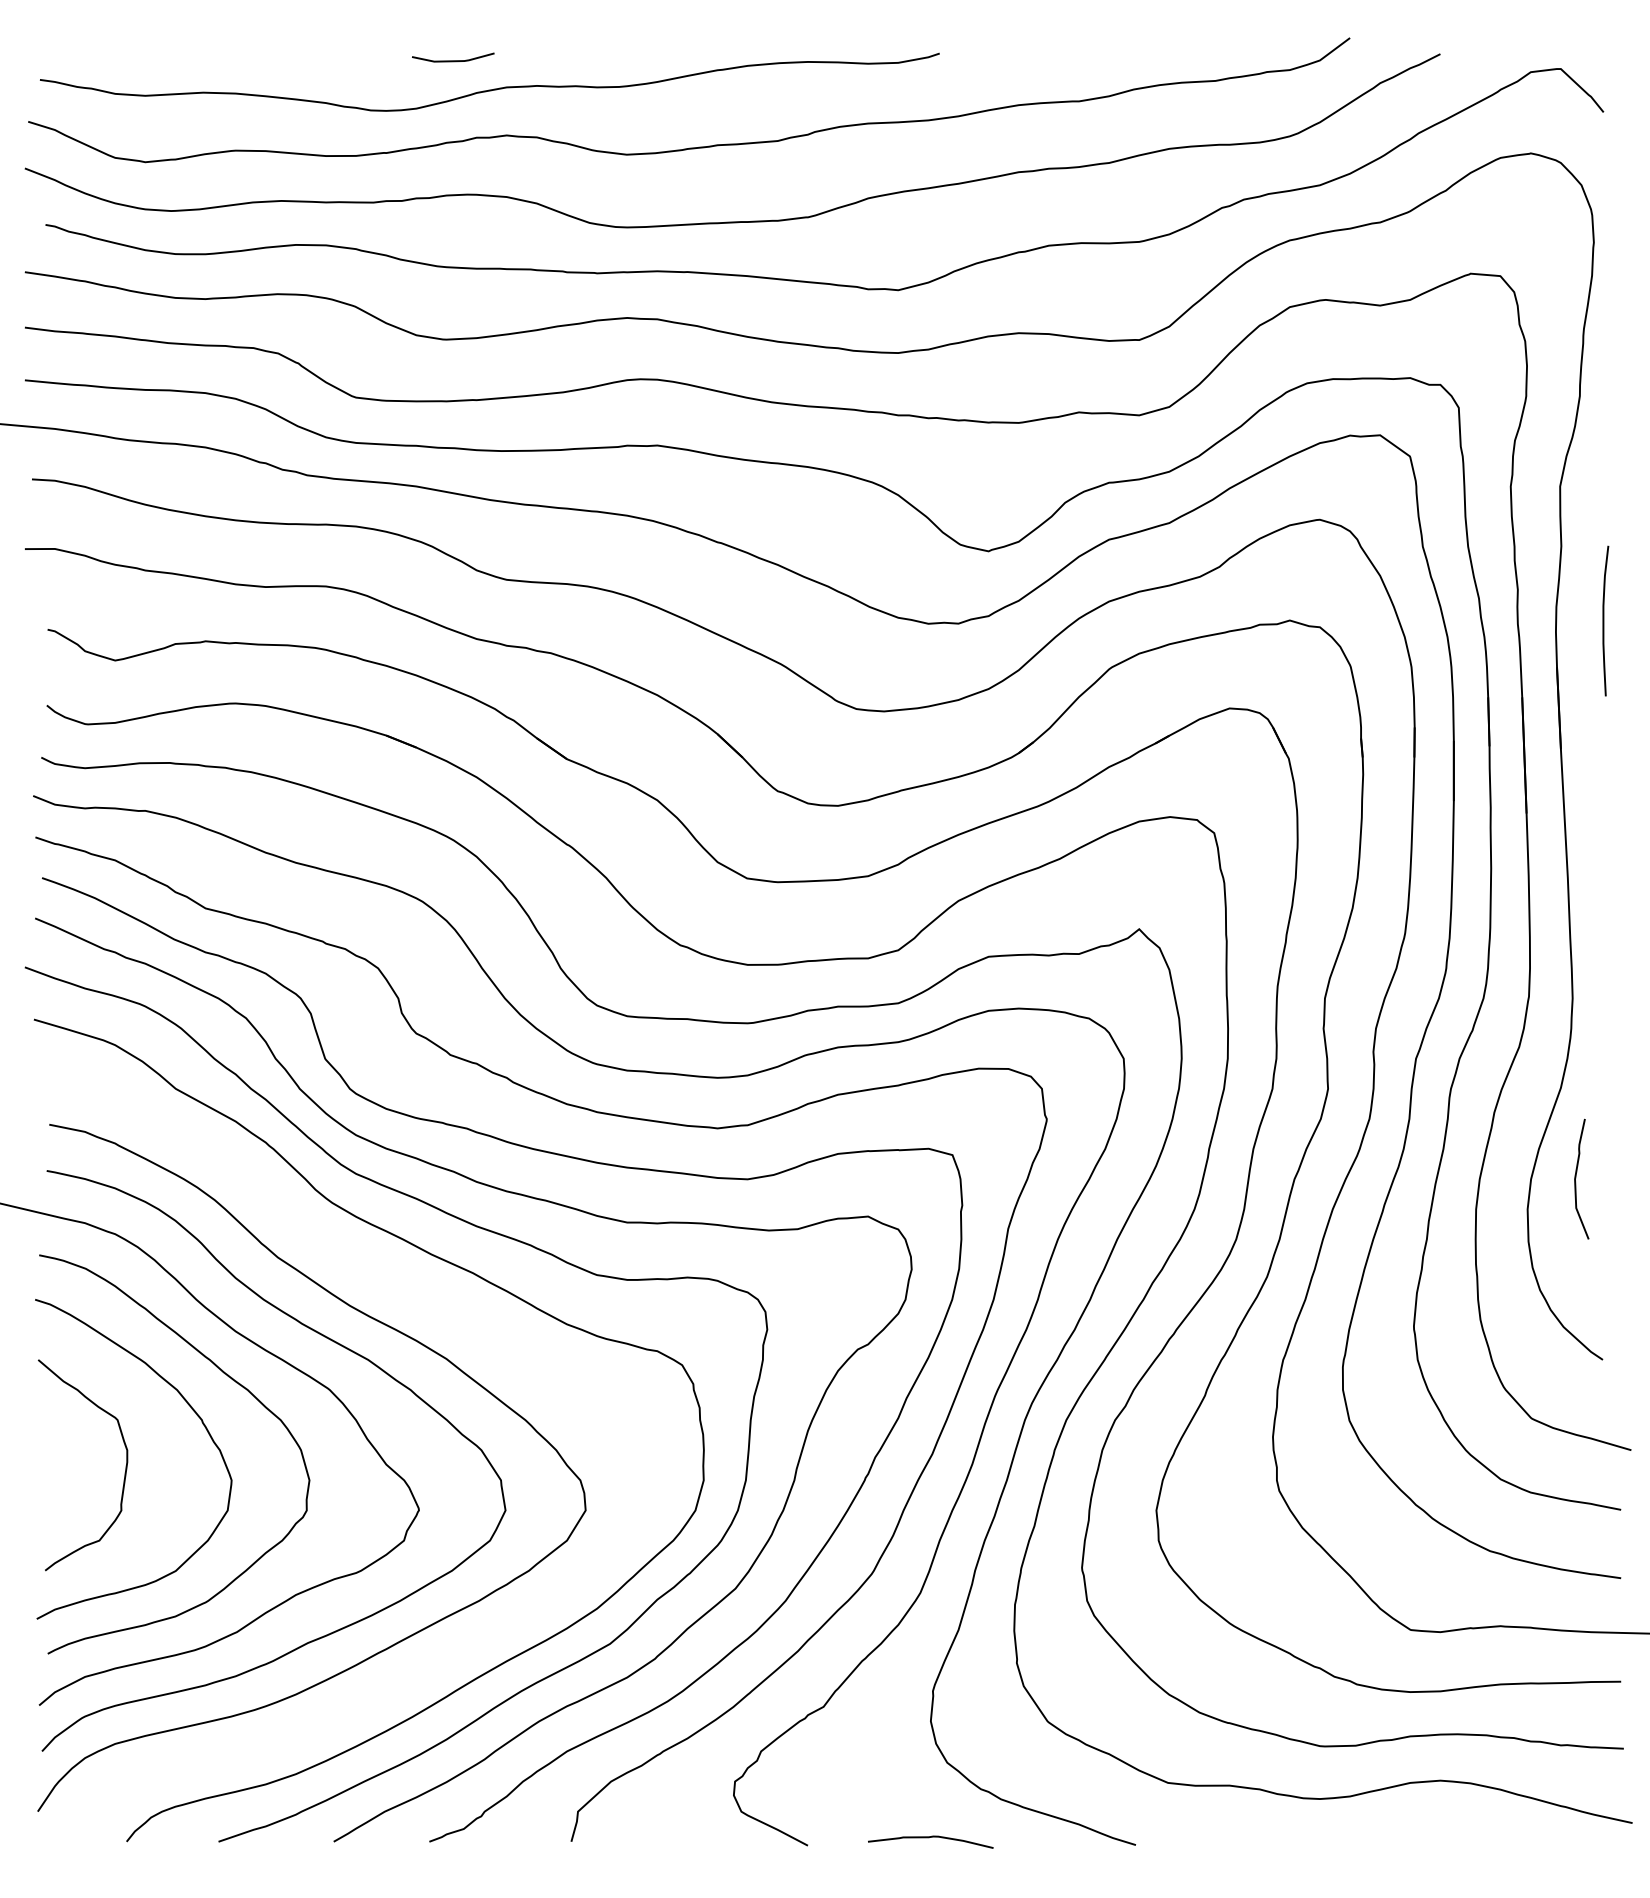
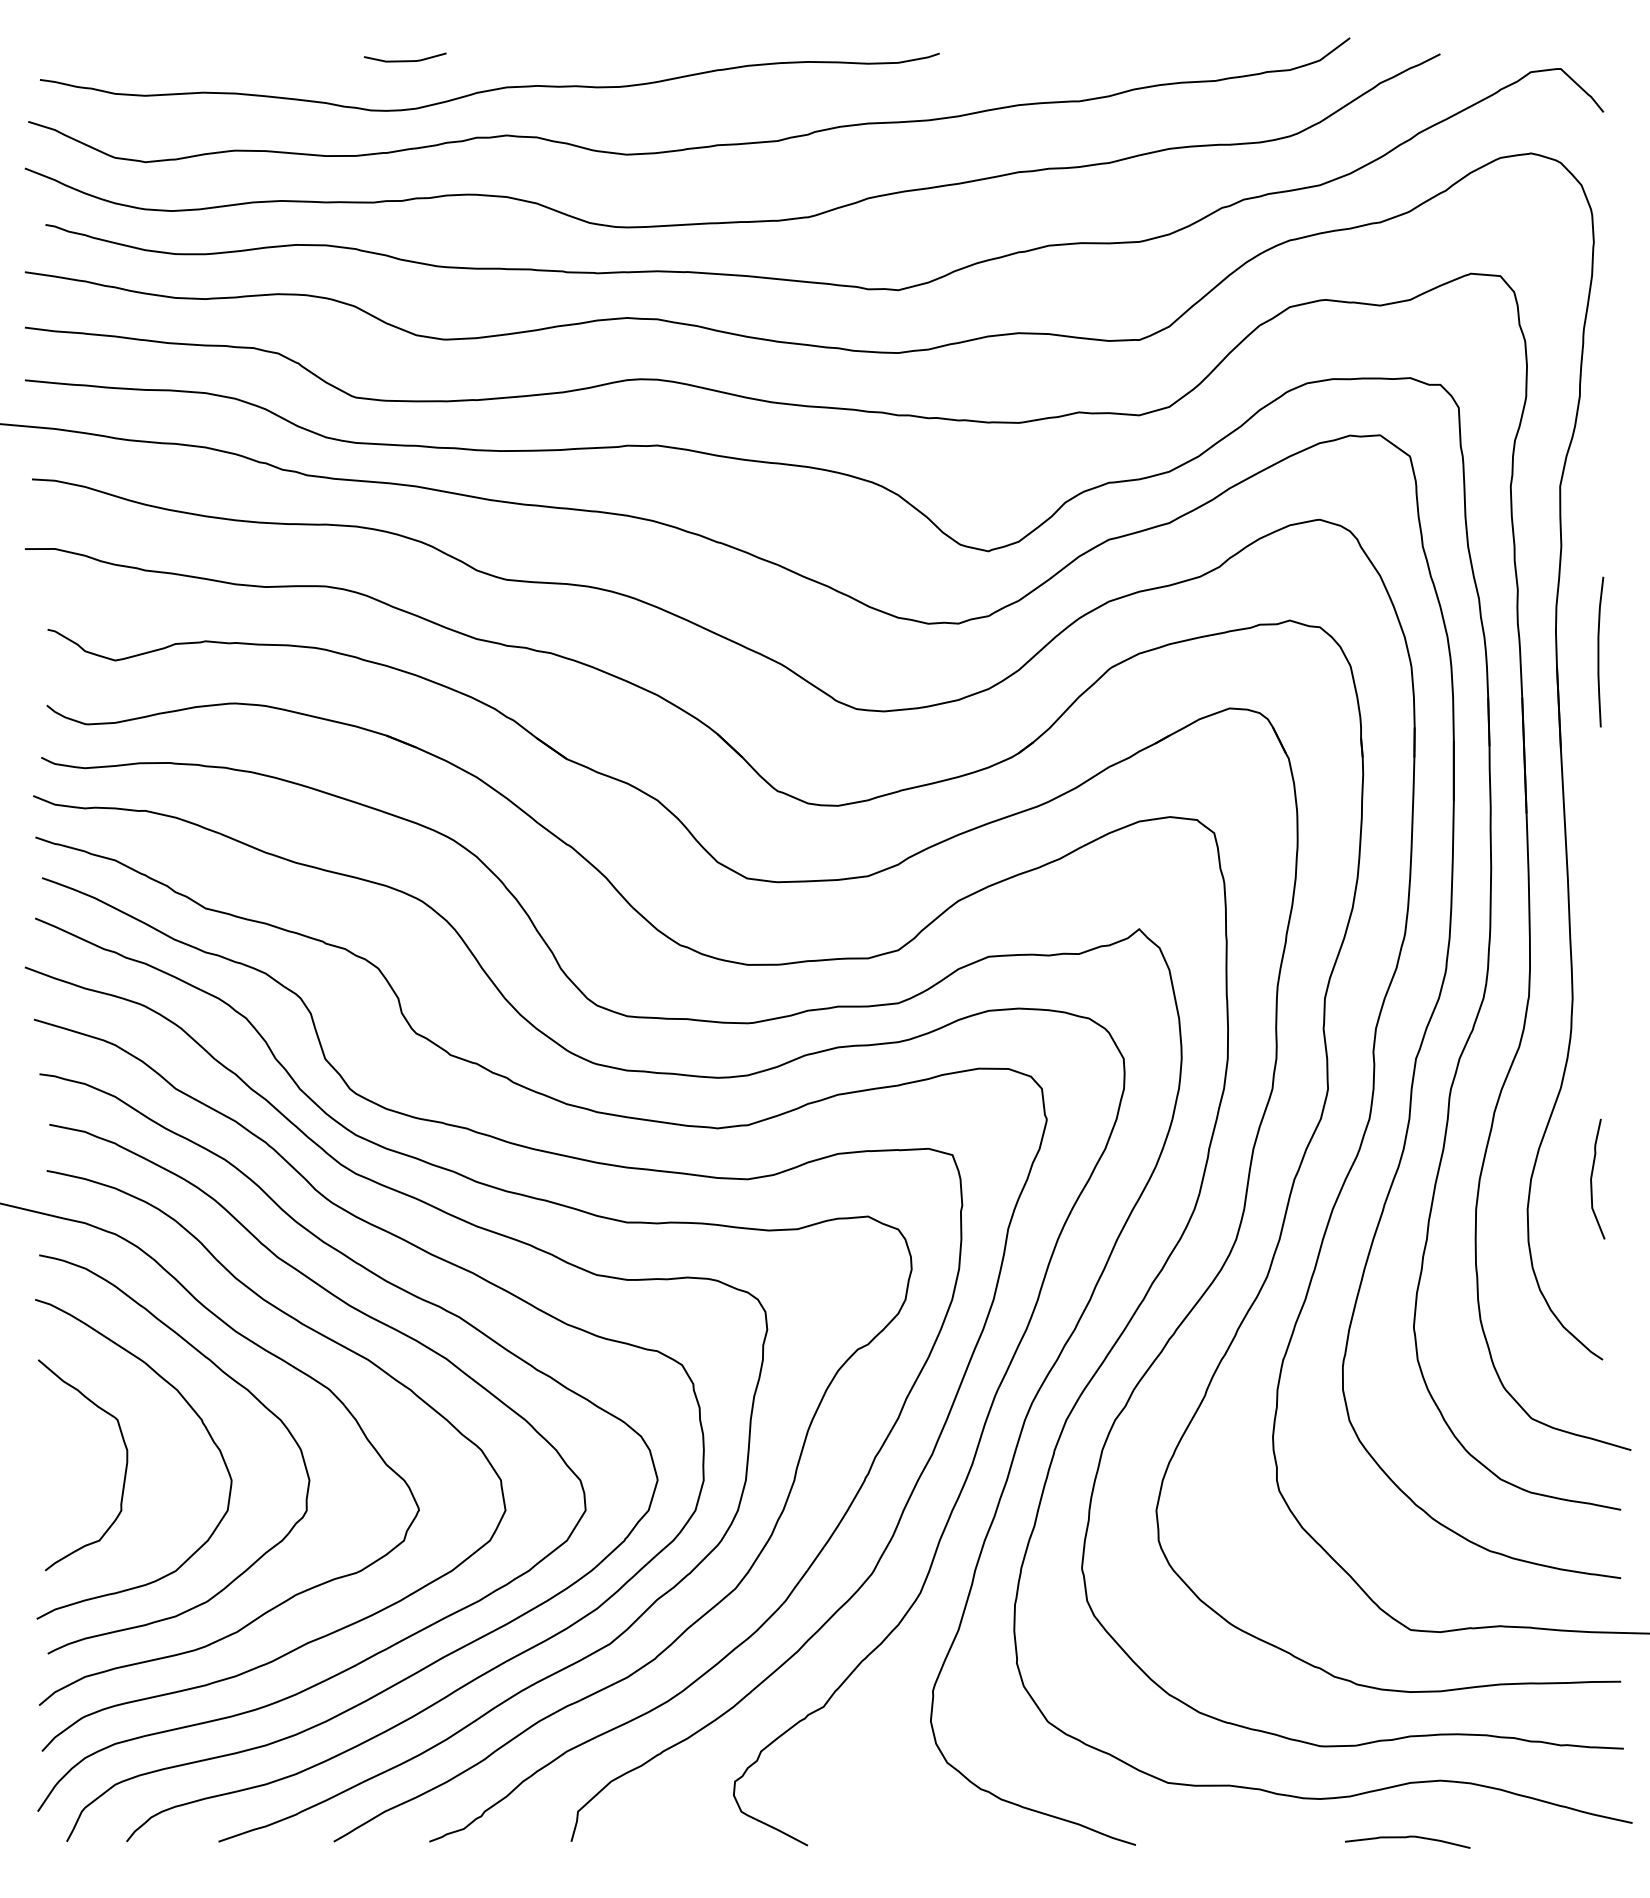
line position: (453, 60) -> (405, 60) (405, 60)
curve position: (1604, 620) -> (1599, 651) (1599, 651)
curve position: (1576, 1178) -> (1592, 1178) (1592, 1178)
curve: none -> present (421, 1300)
curve position: (929, 1838) -> (1406, 1838) (1406, 1838)
